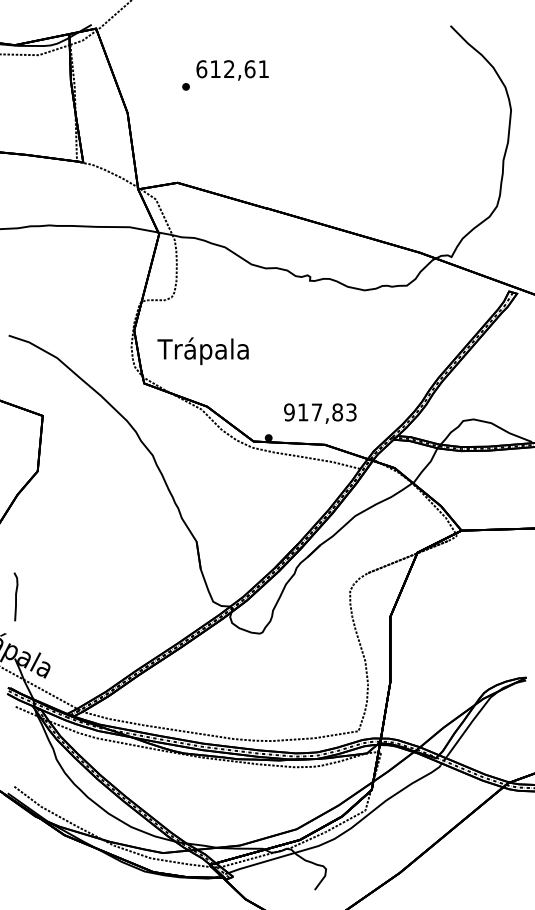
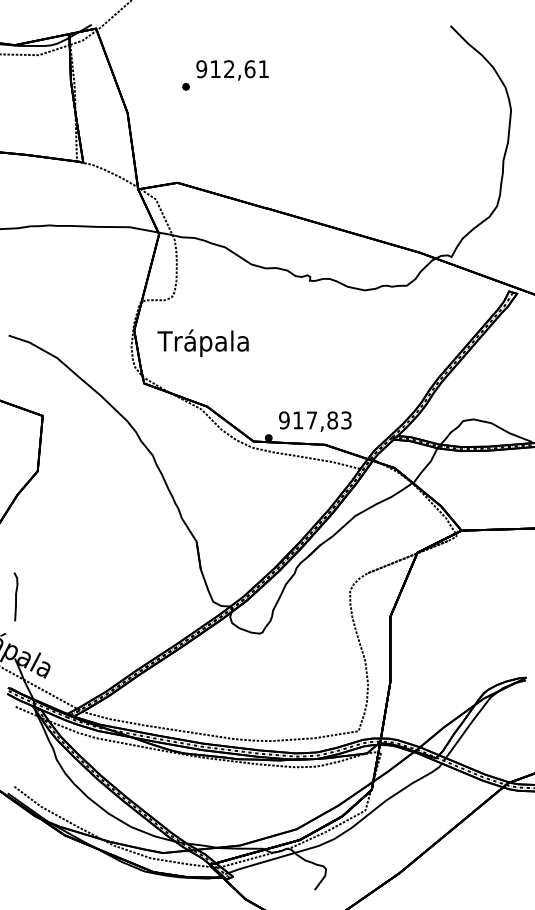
text: 612,61 -> 912,61 (201, 69)
text position: (202, 351) -> (202, 343) (202, 343)
text position: (320, 413) -> (315, 421) (315, 421)
